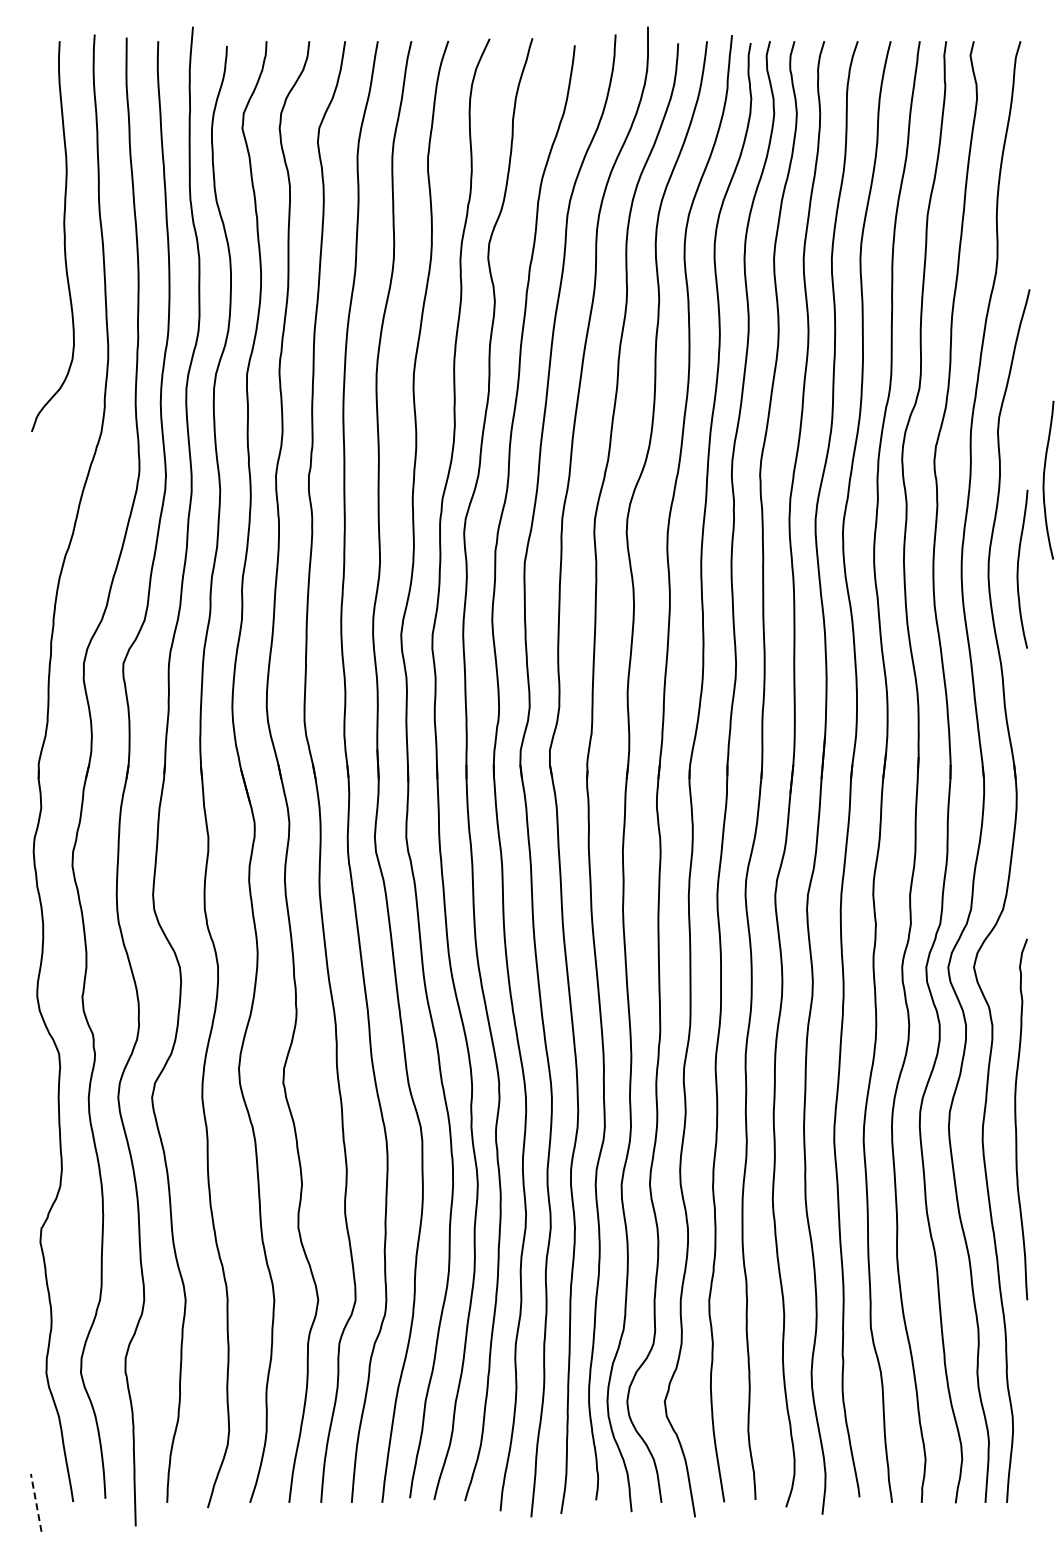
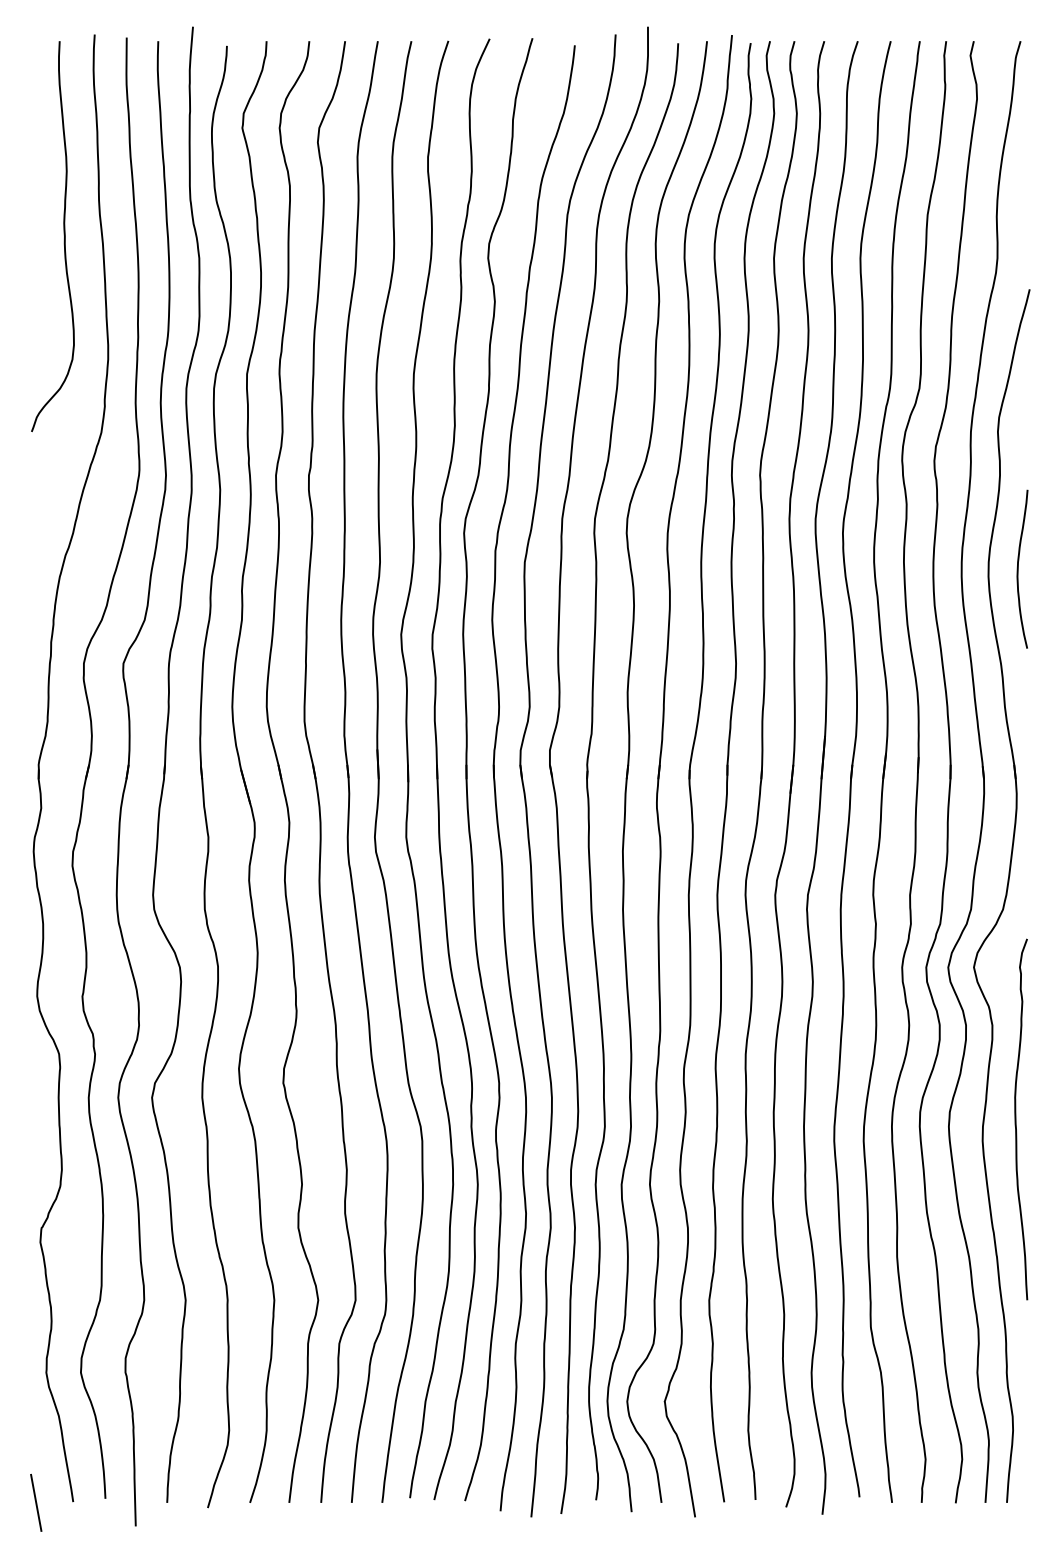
curve: present -> none (1044, 479)
line: dashed -> solid (36, 1502)
